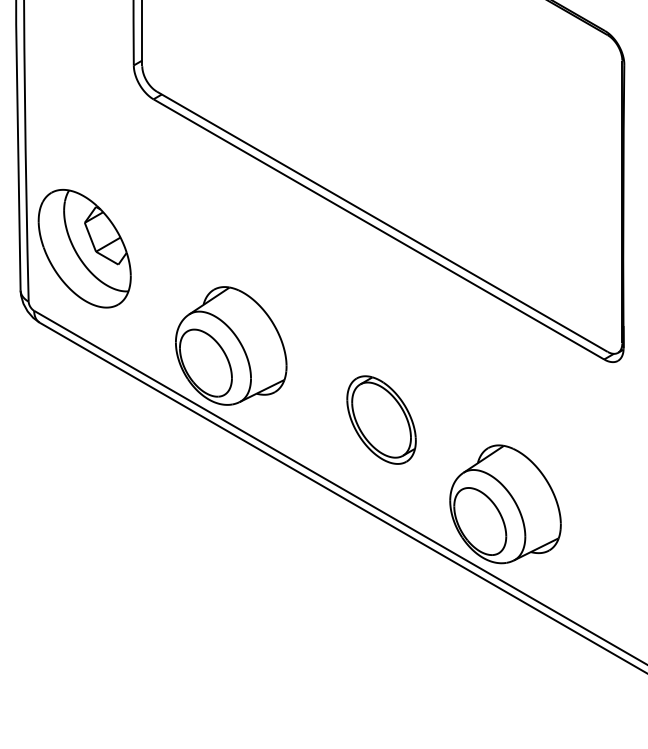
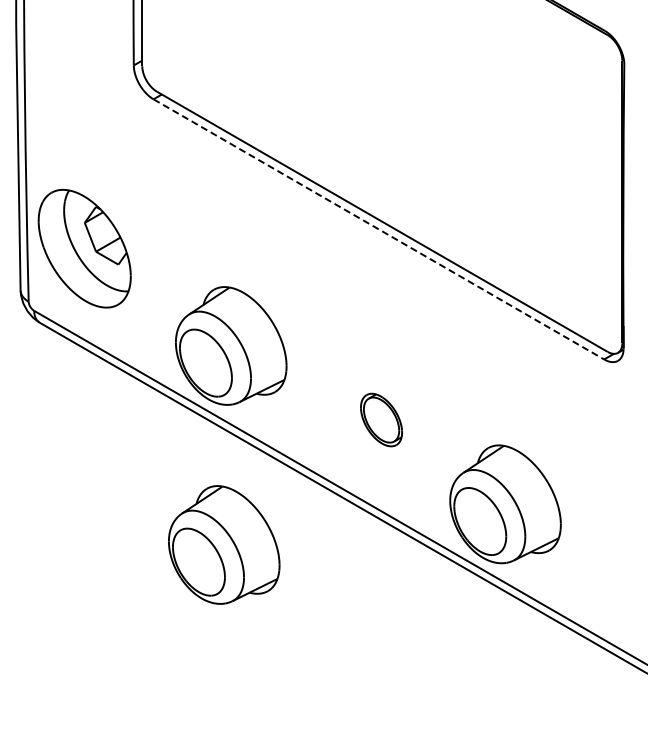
line: solid -> dashed (379, 229)
part size: 71x90 px -> 43x56 px (381, 419)
part: none -> present (224, 544)
